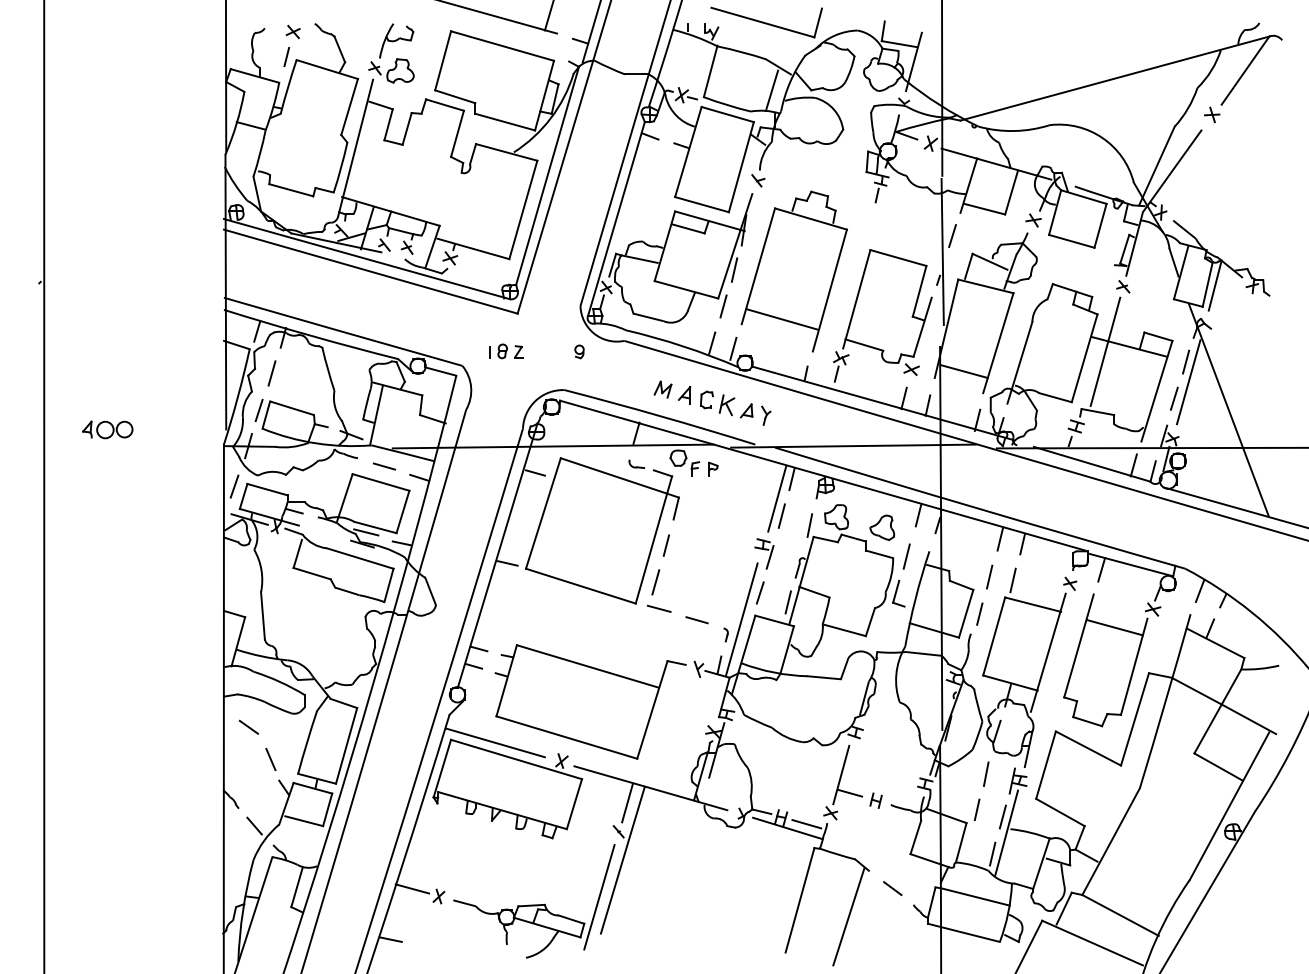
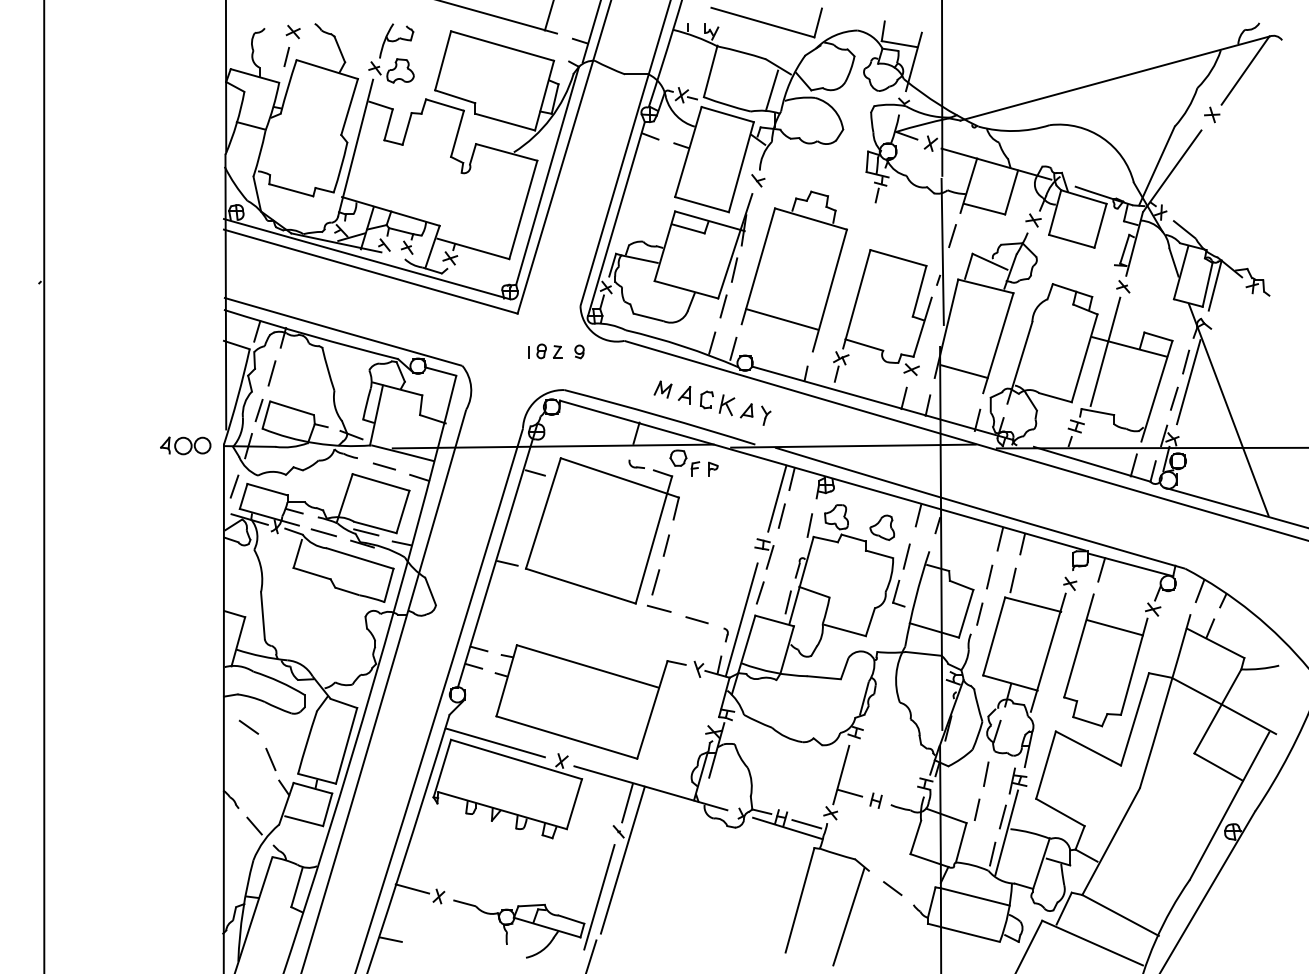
part position: (506, 351) -> (545, 351) (545, 351)
part position: (107, 429) -> (185, 445) (185, 445)
line: none -> present (323, 532)
line: none -> present (591, 955)
